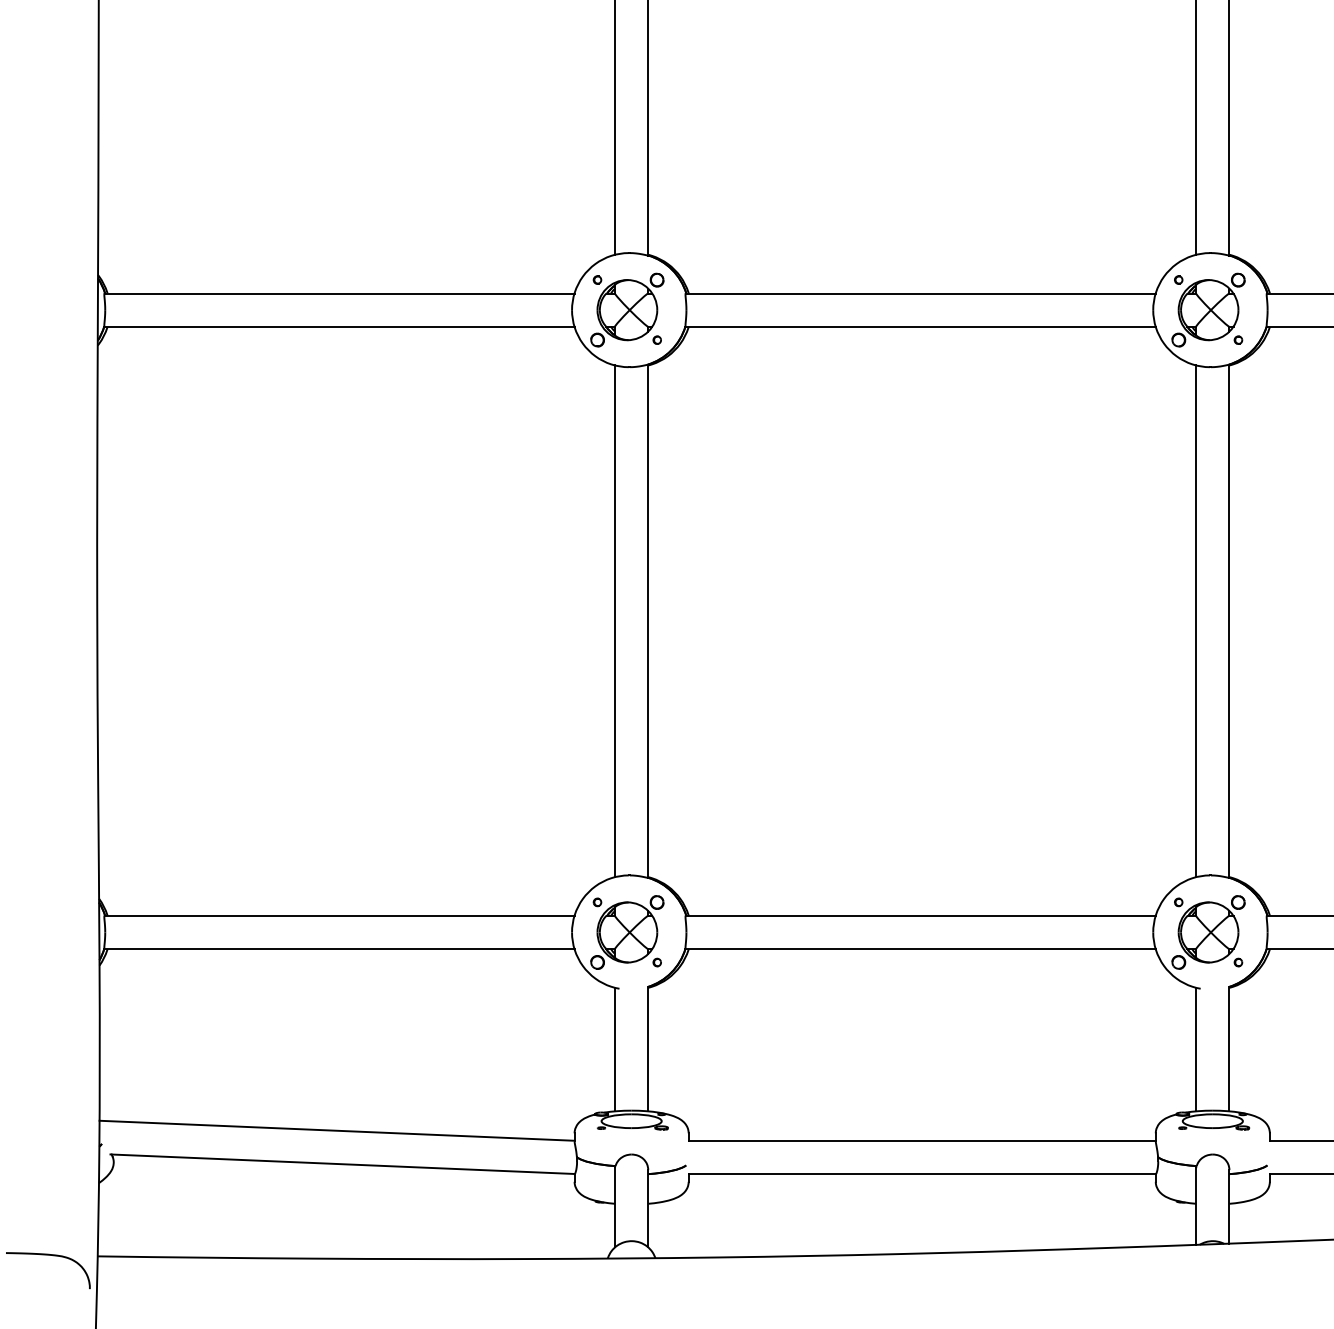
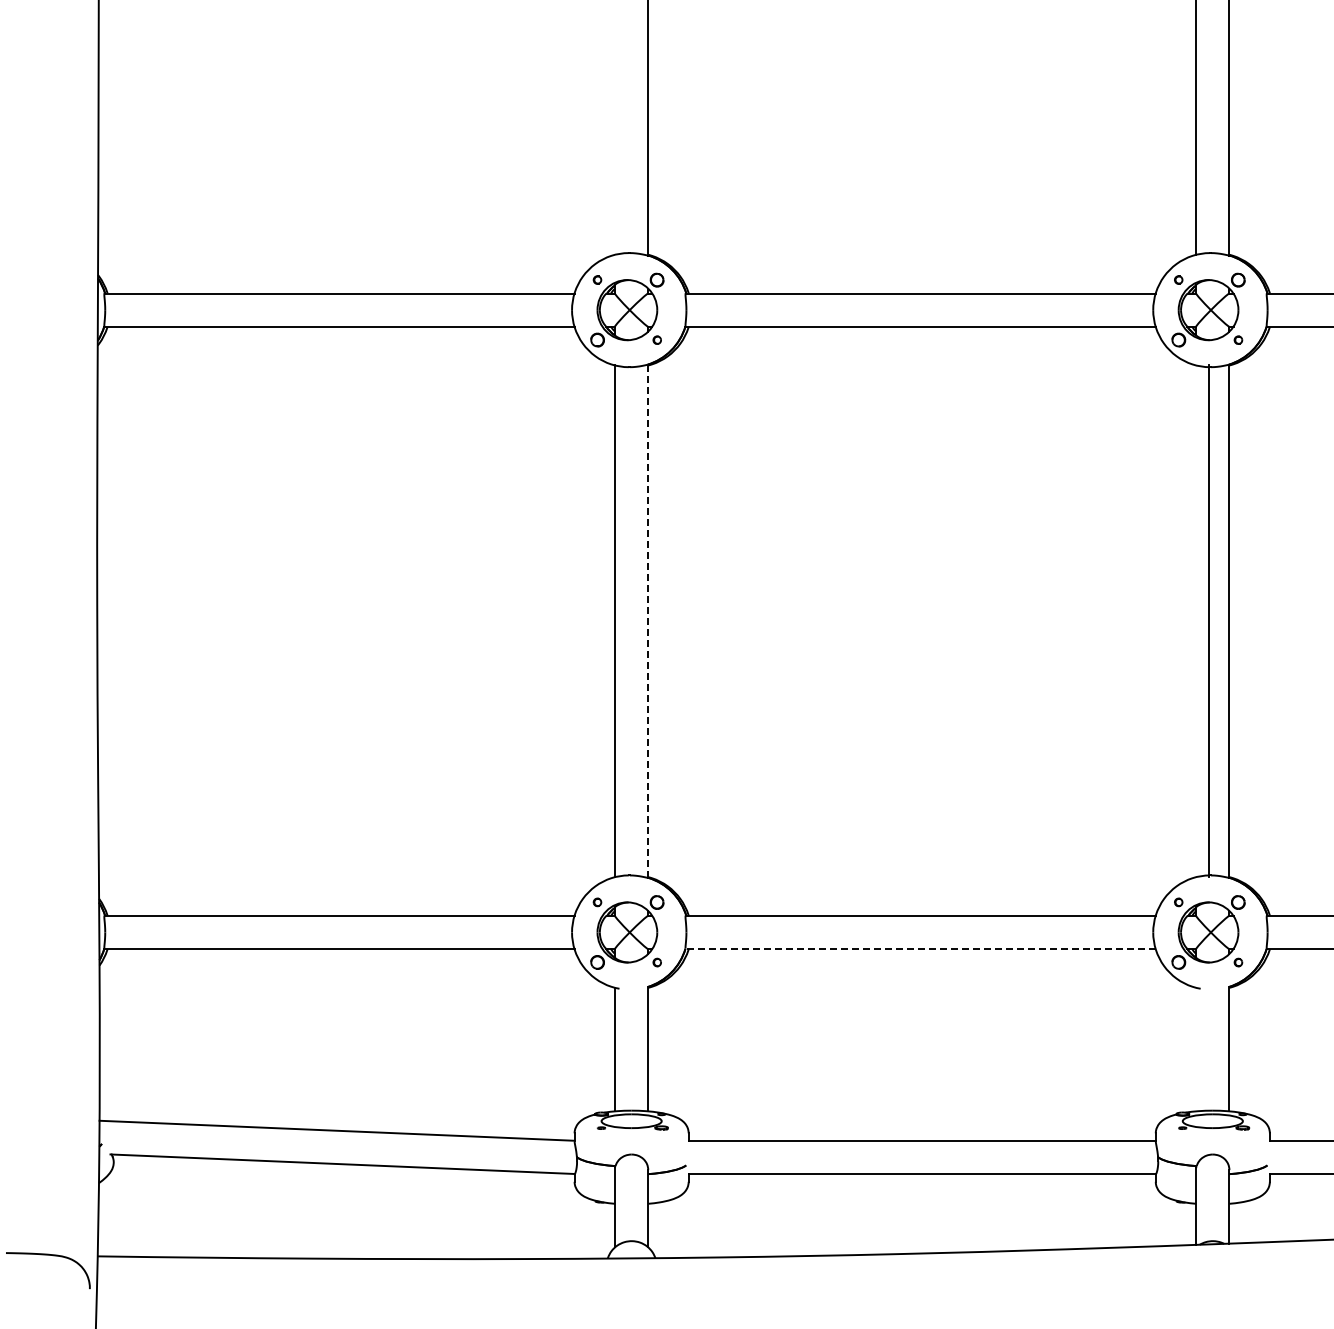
line: present -> none (615, 128)
line: solid -> dashed (648, 621)
line position: (1196, 621) -> (1209, 621) (1209, 621)
line: solid -> dashed (920, 949)
line: present -> none (1196, 1049)
